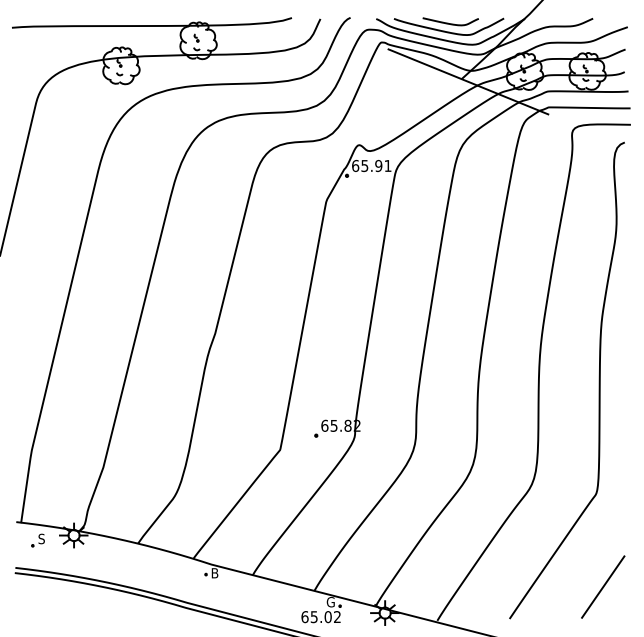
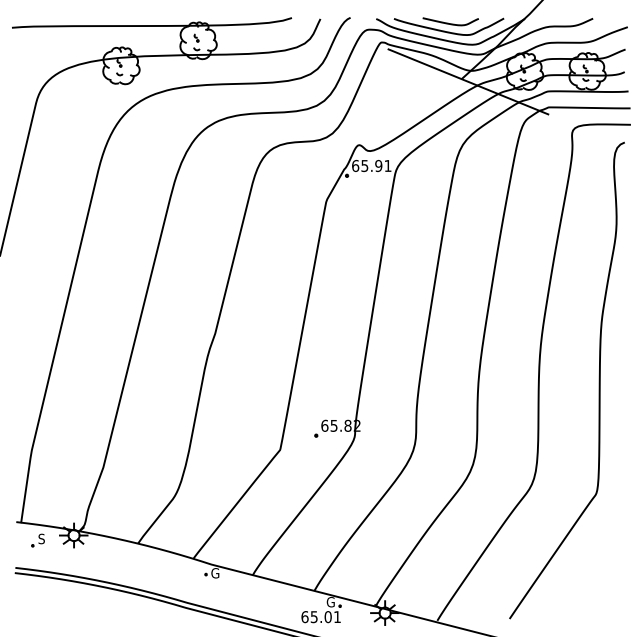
text: B -> G (215, 573)
line: present -> none (603, 586)
text: 65.02 -> 65.01 (337, 616)
